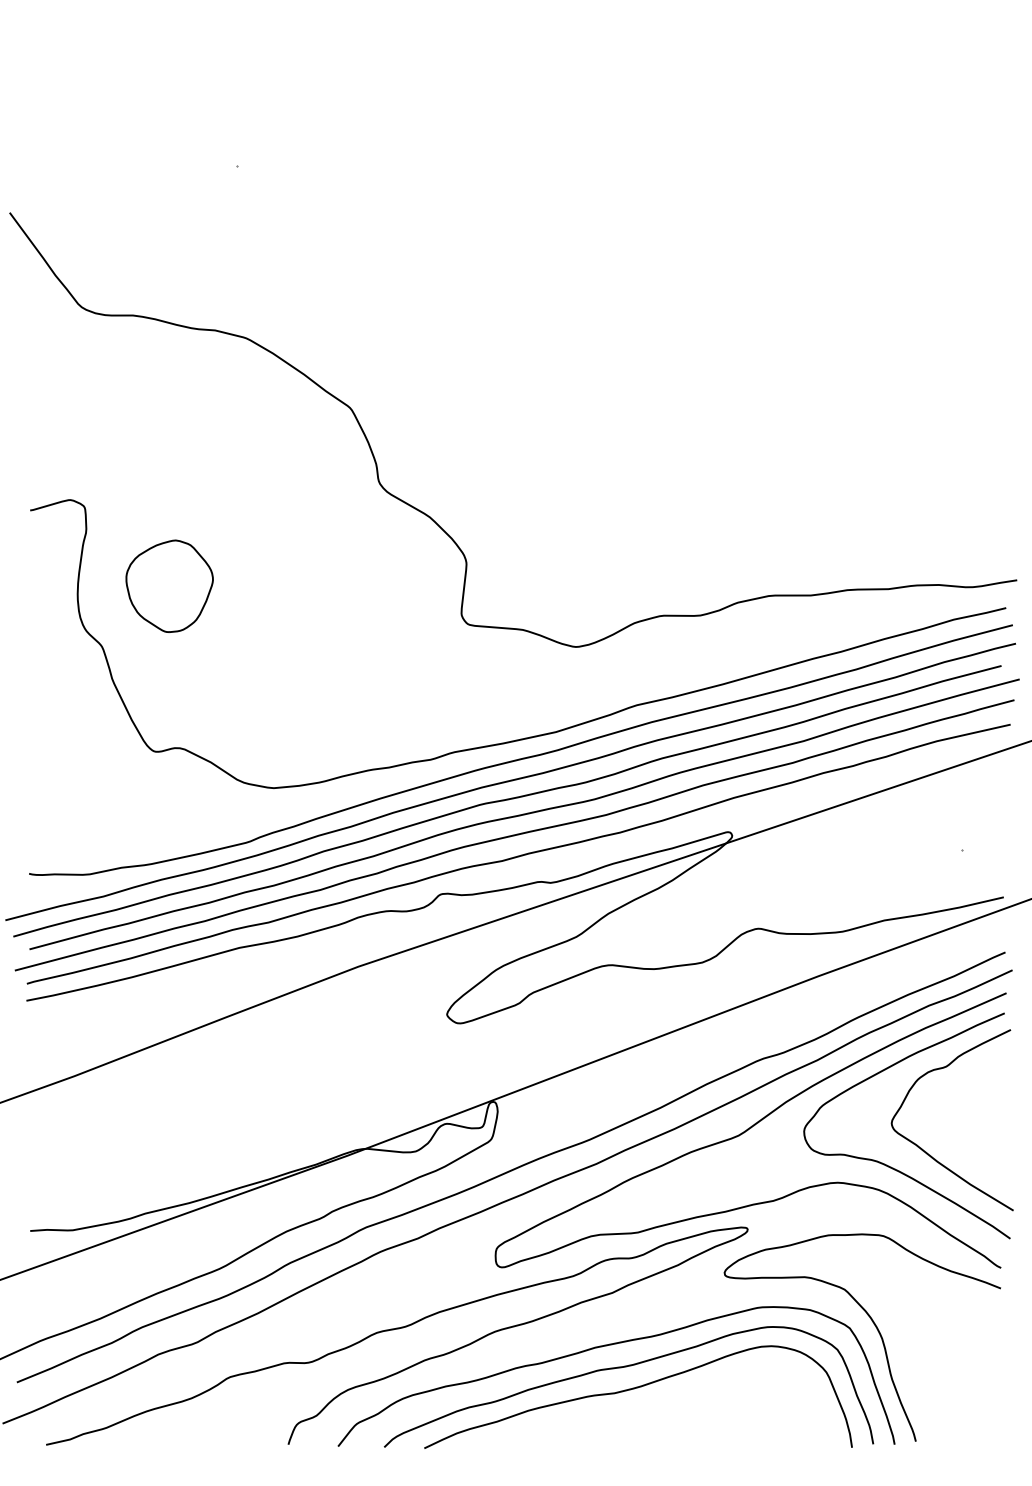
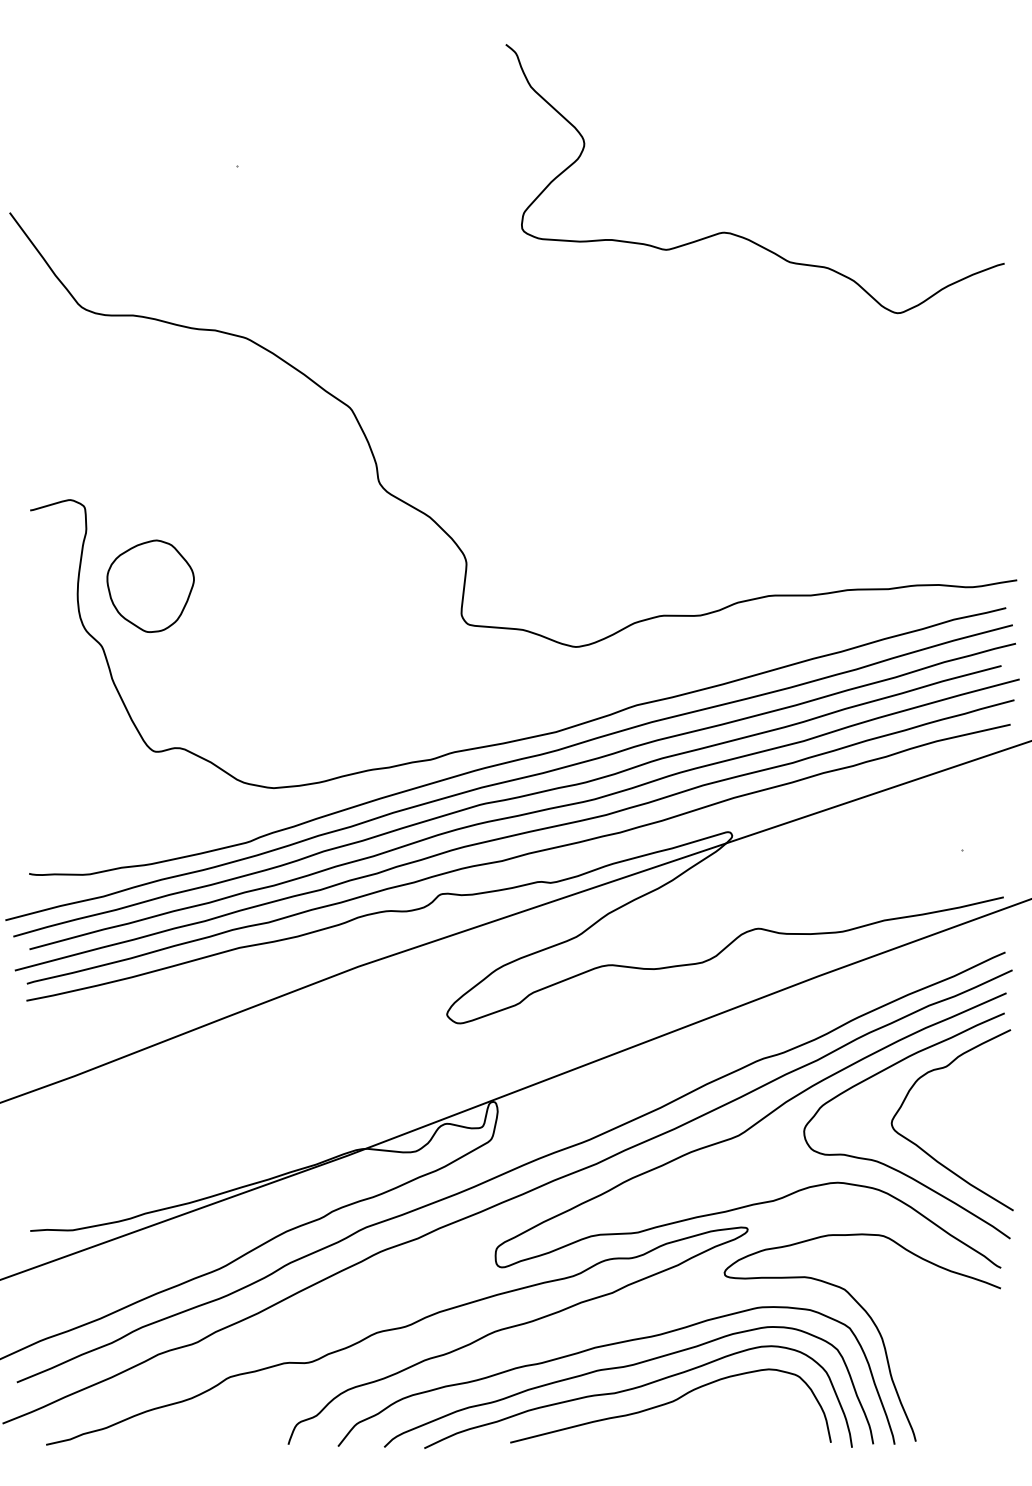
curve: none -> present (737, 234)
part position: (169, 585) -> (150, 585) (150, 585)
curve: none -> present (670, 1403)
